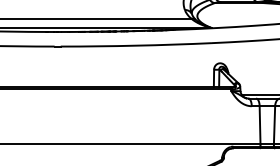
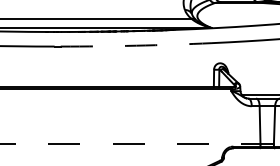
arc: solid -> dashed (136, 45)
line: solid -> dashed (140, 144)
